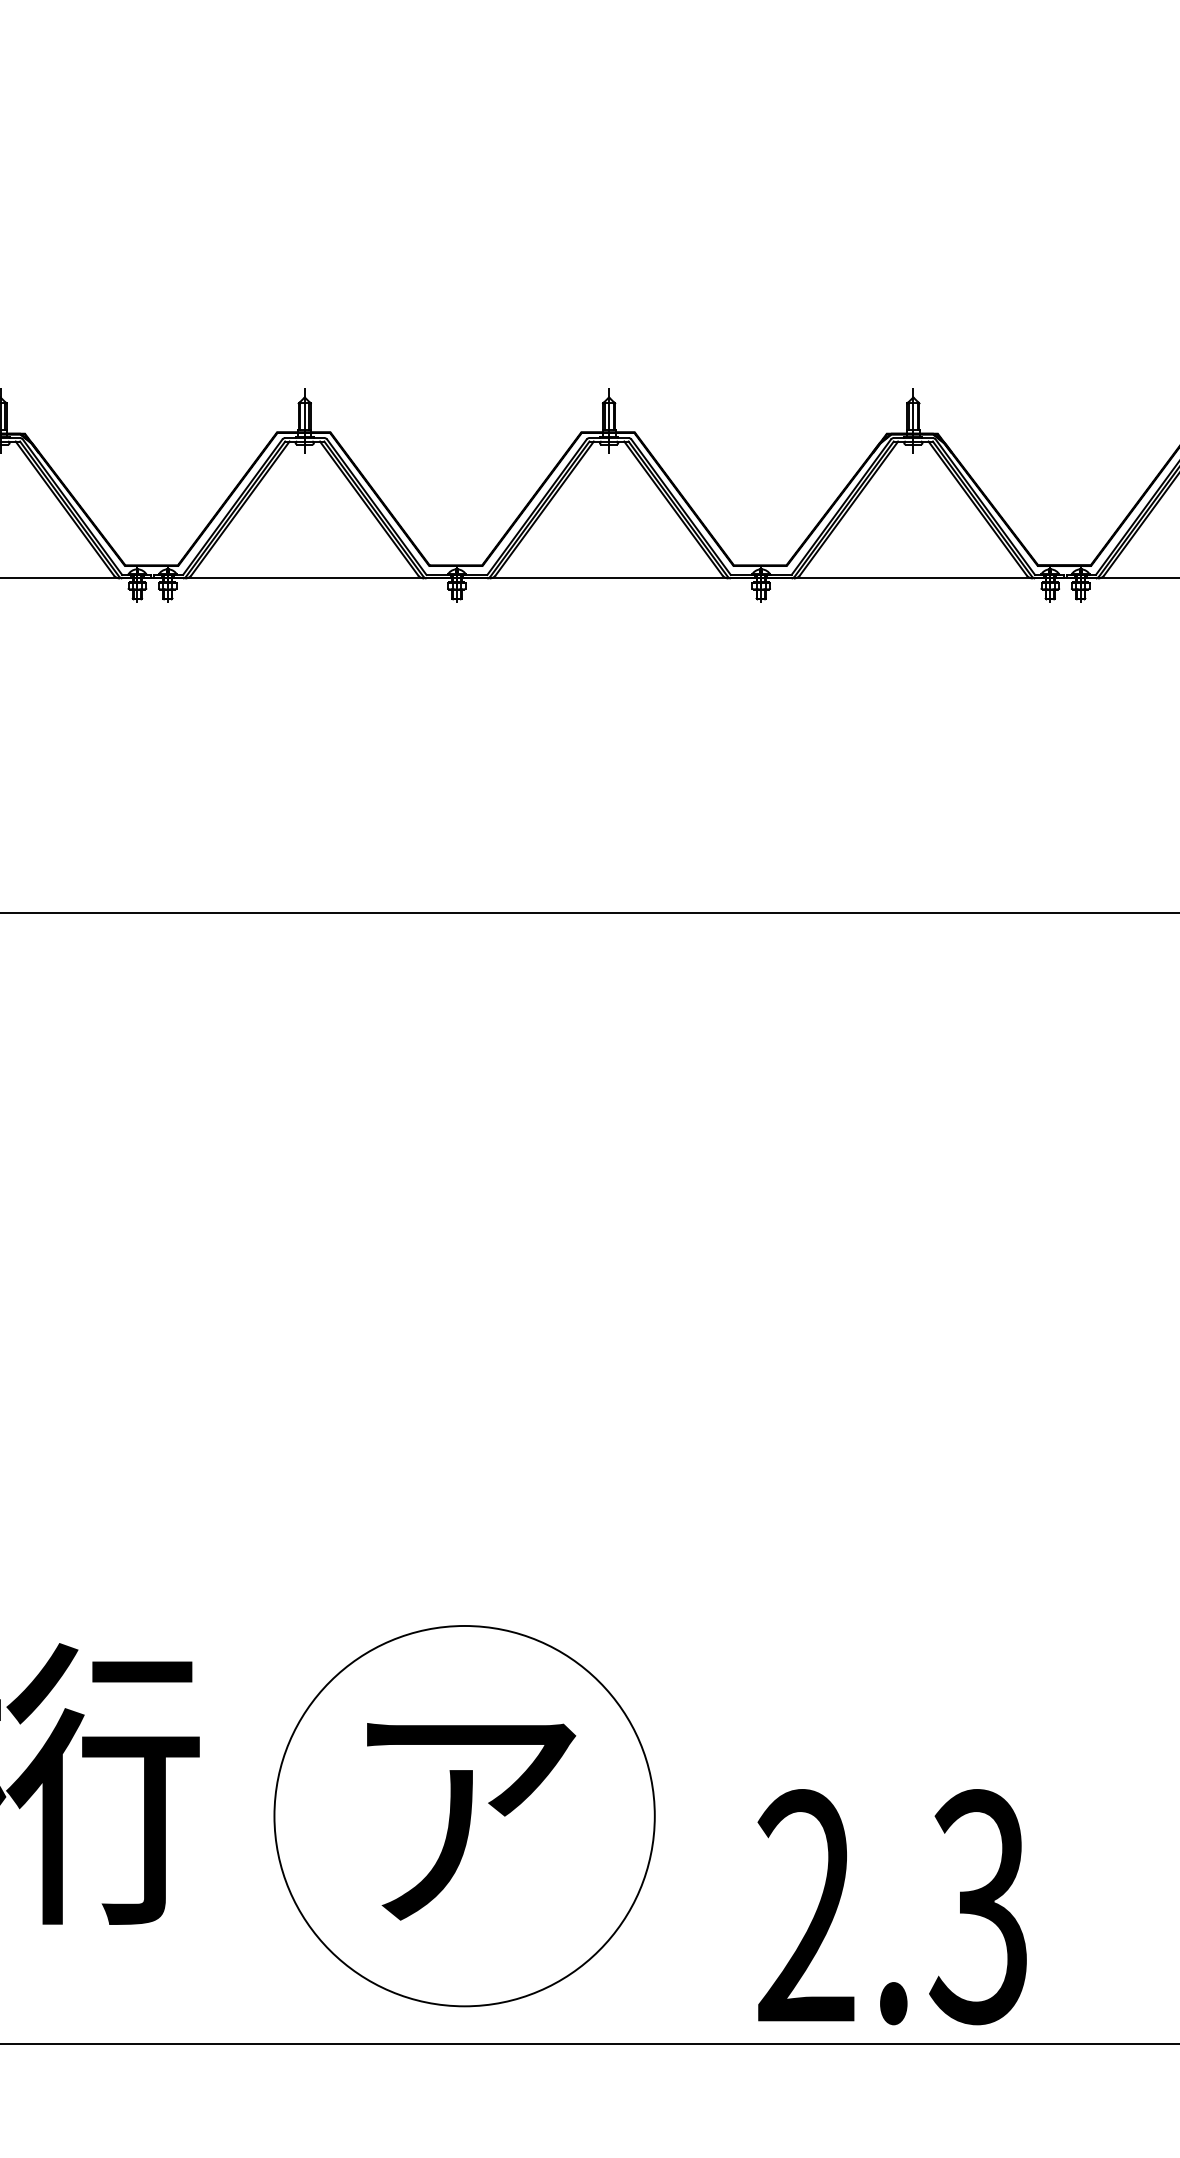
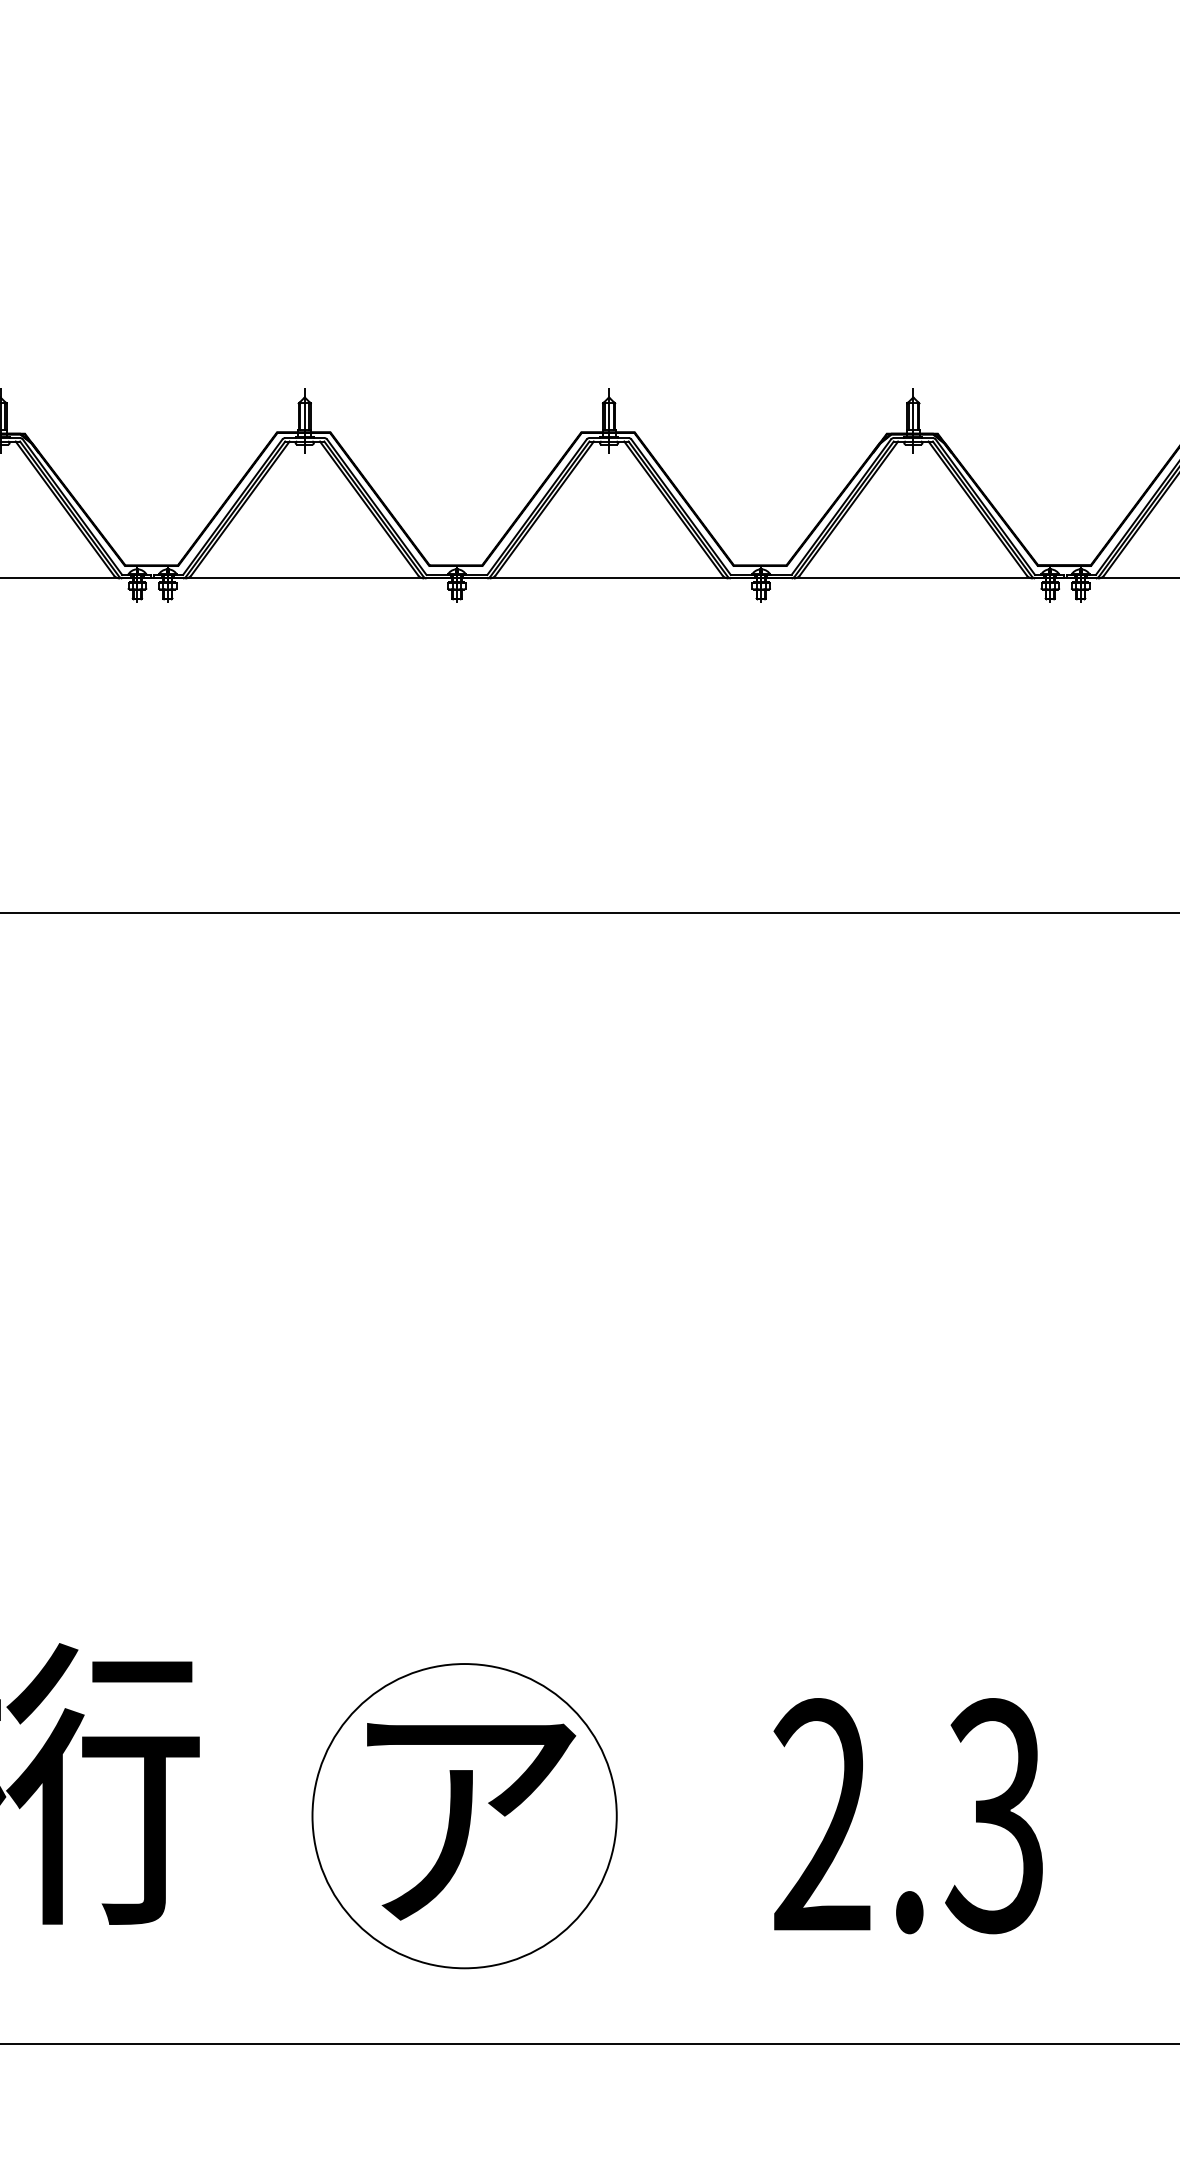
circle diameter: 380 px -> 304 px (464, 1816)
text position: (891, 1907) -> (907, 1816) (907, 1816)
